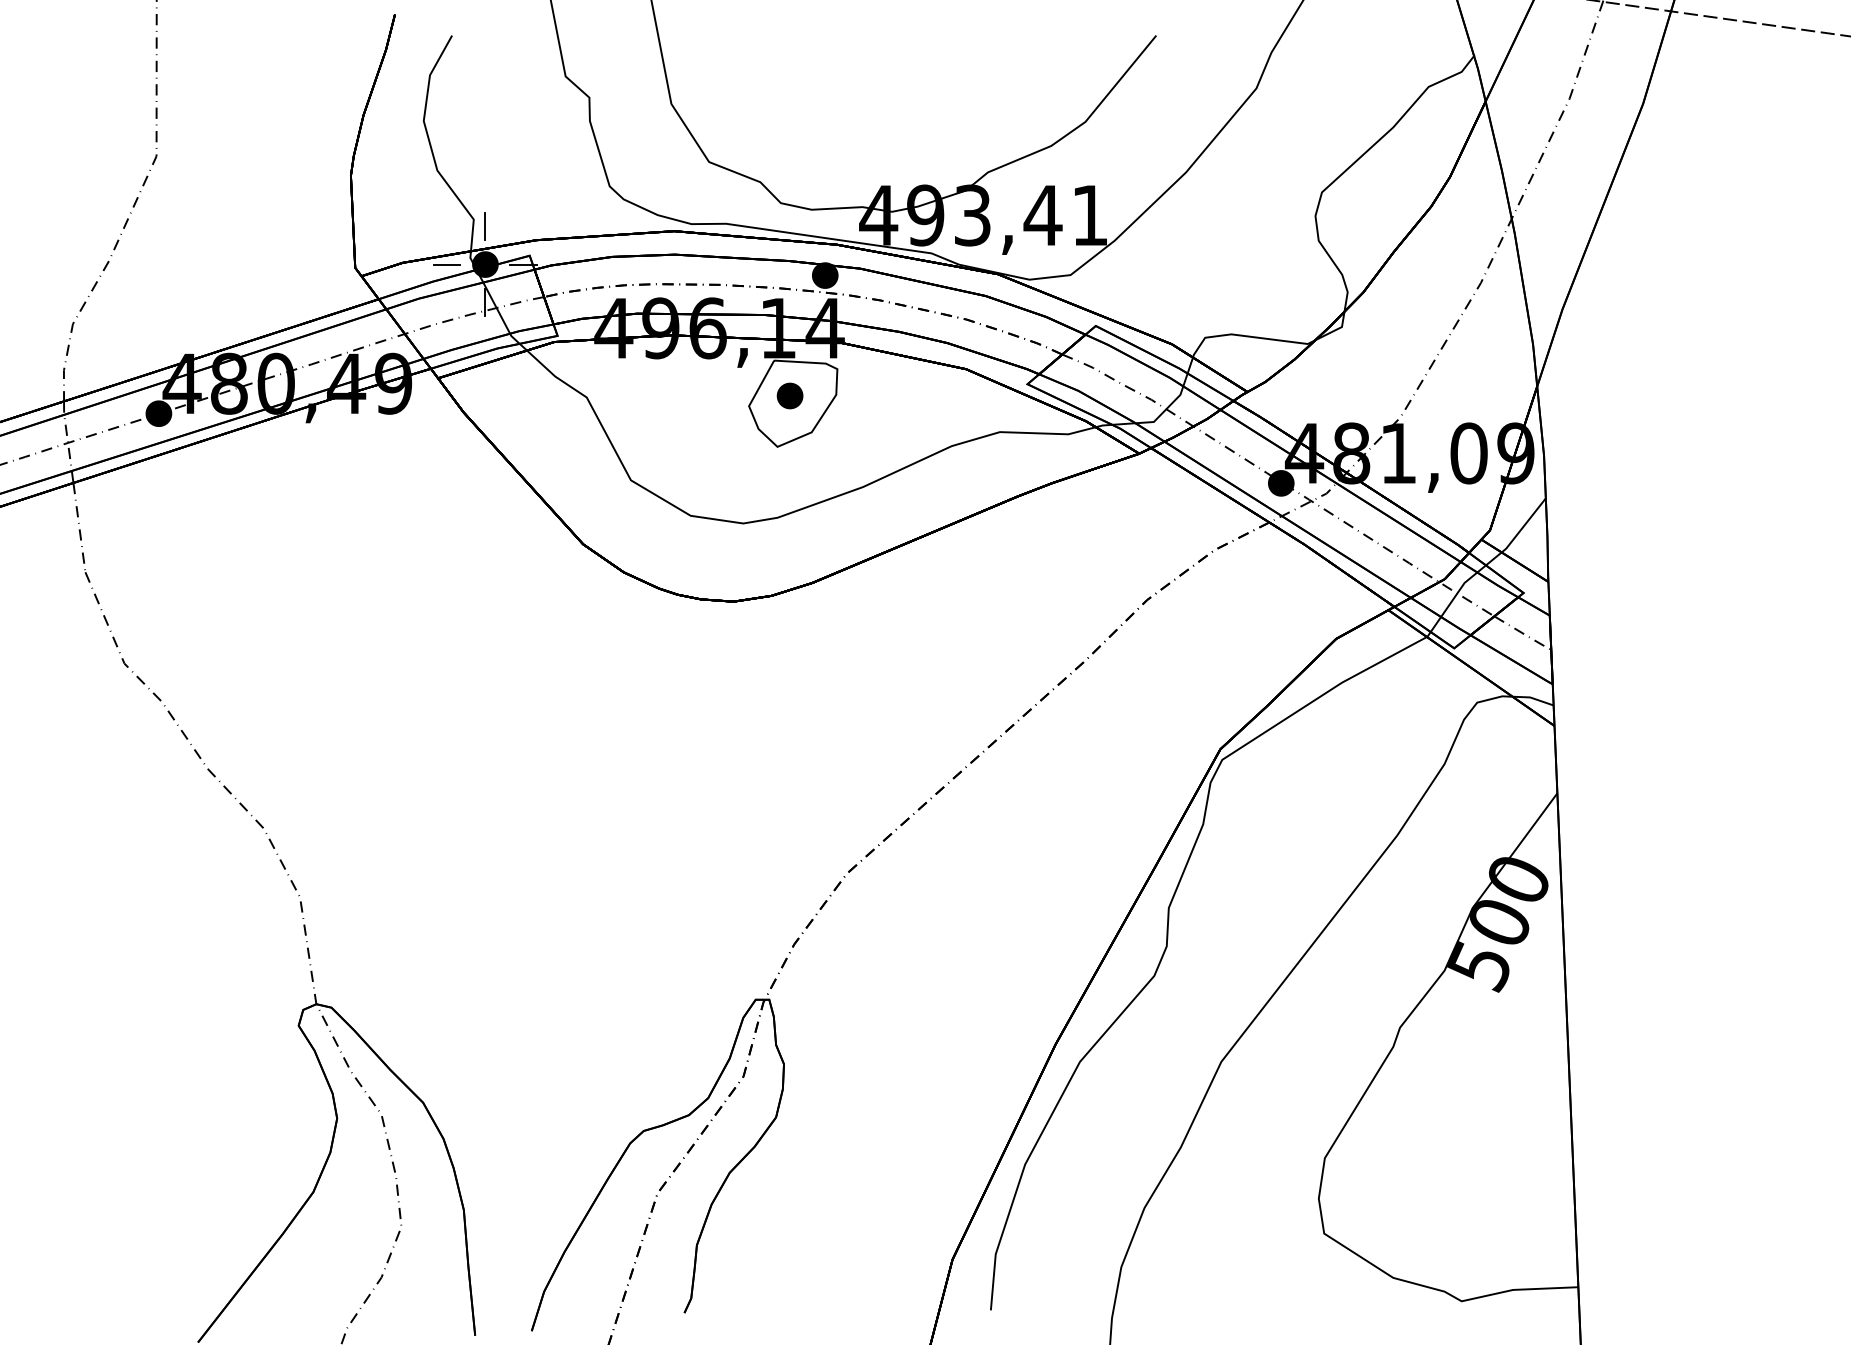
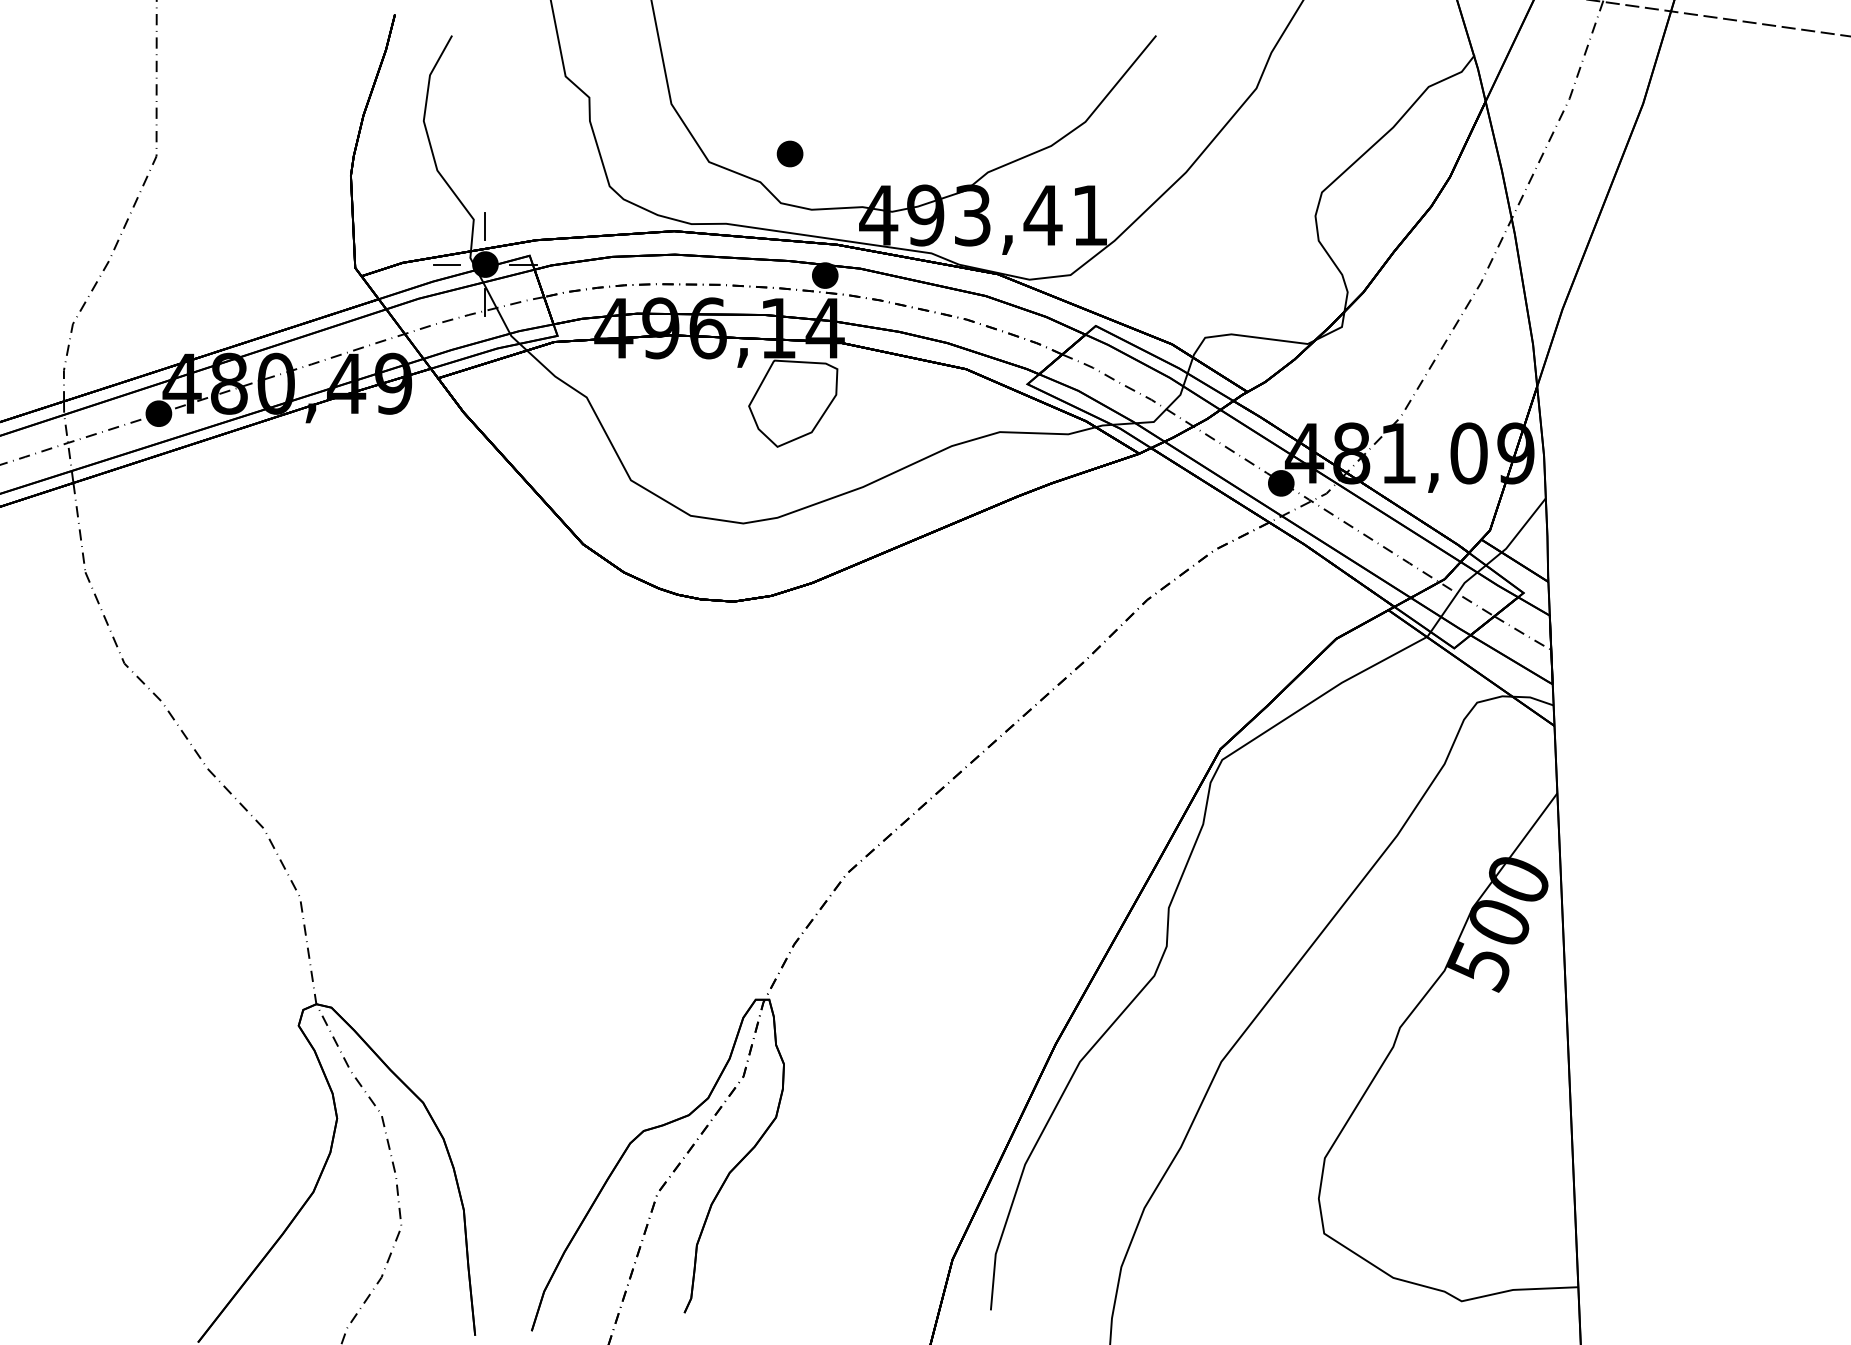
part position: (789, 395) -> (789, 153) (789, 153)
